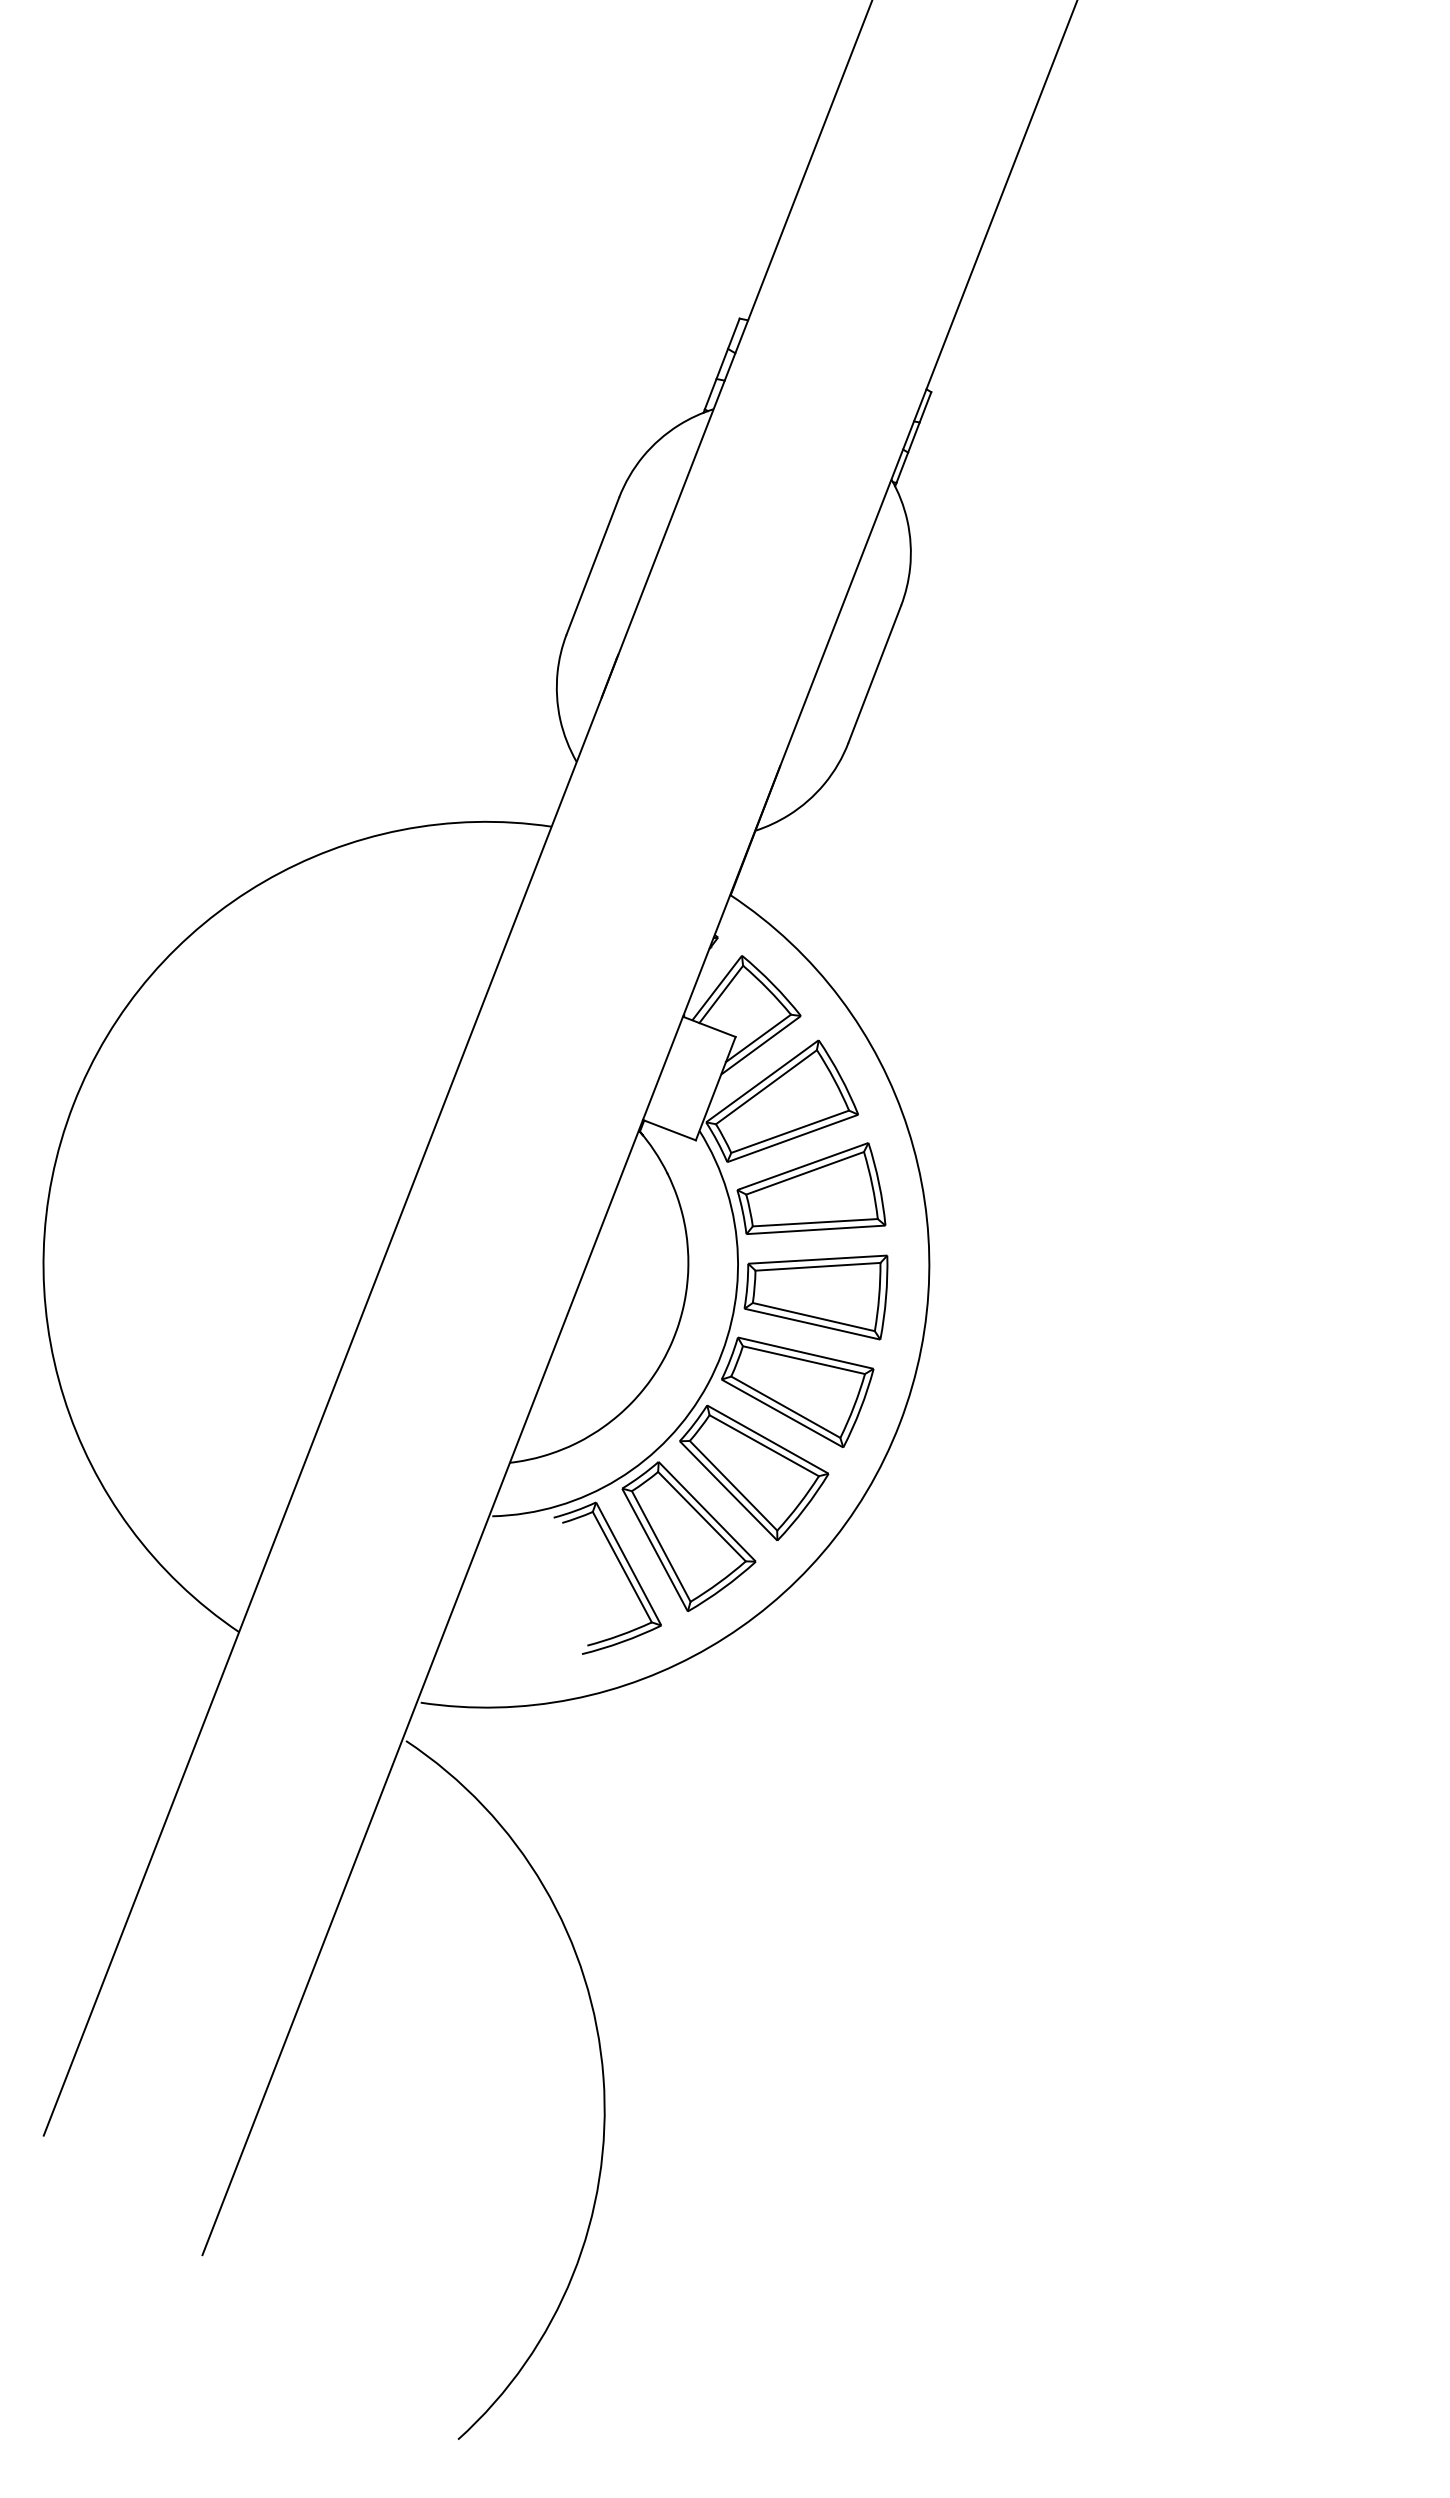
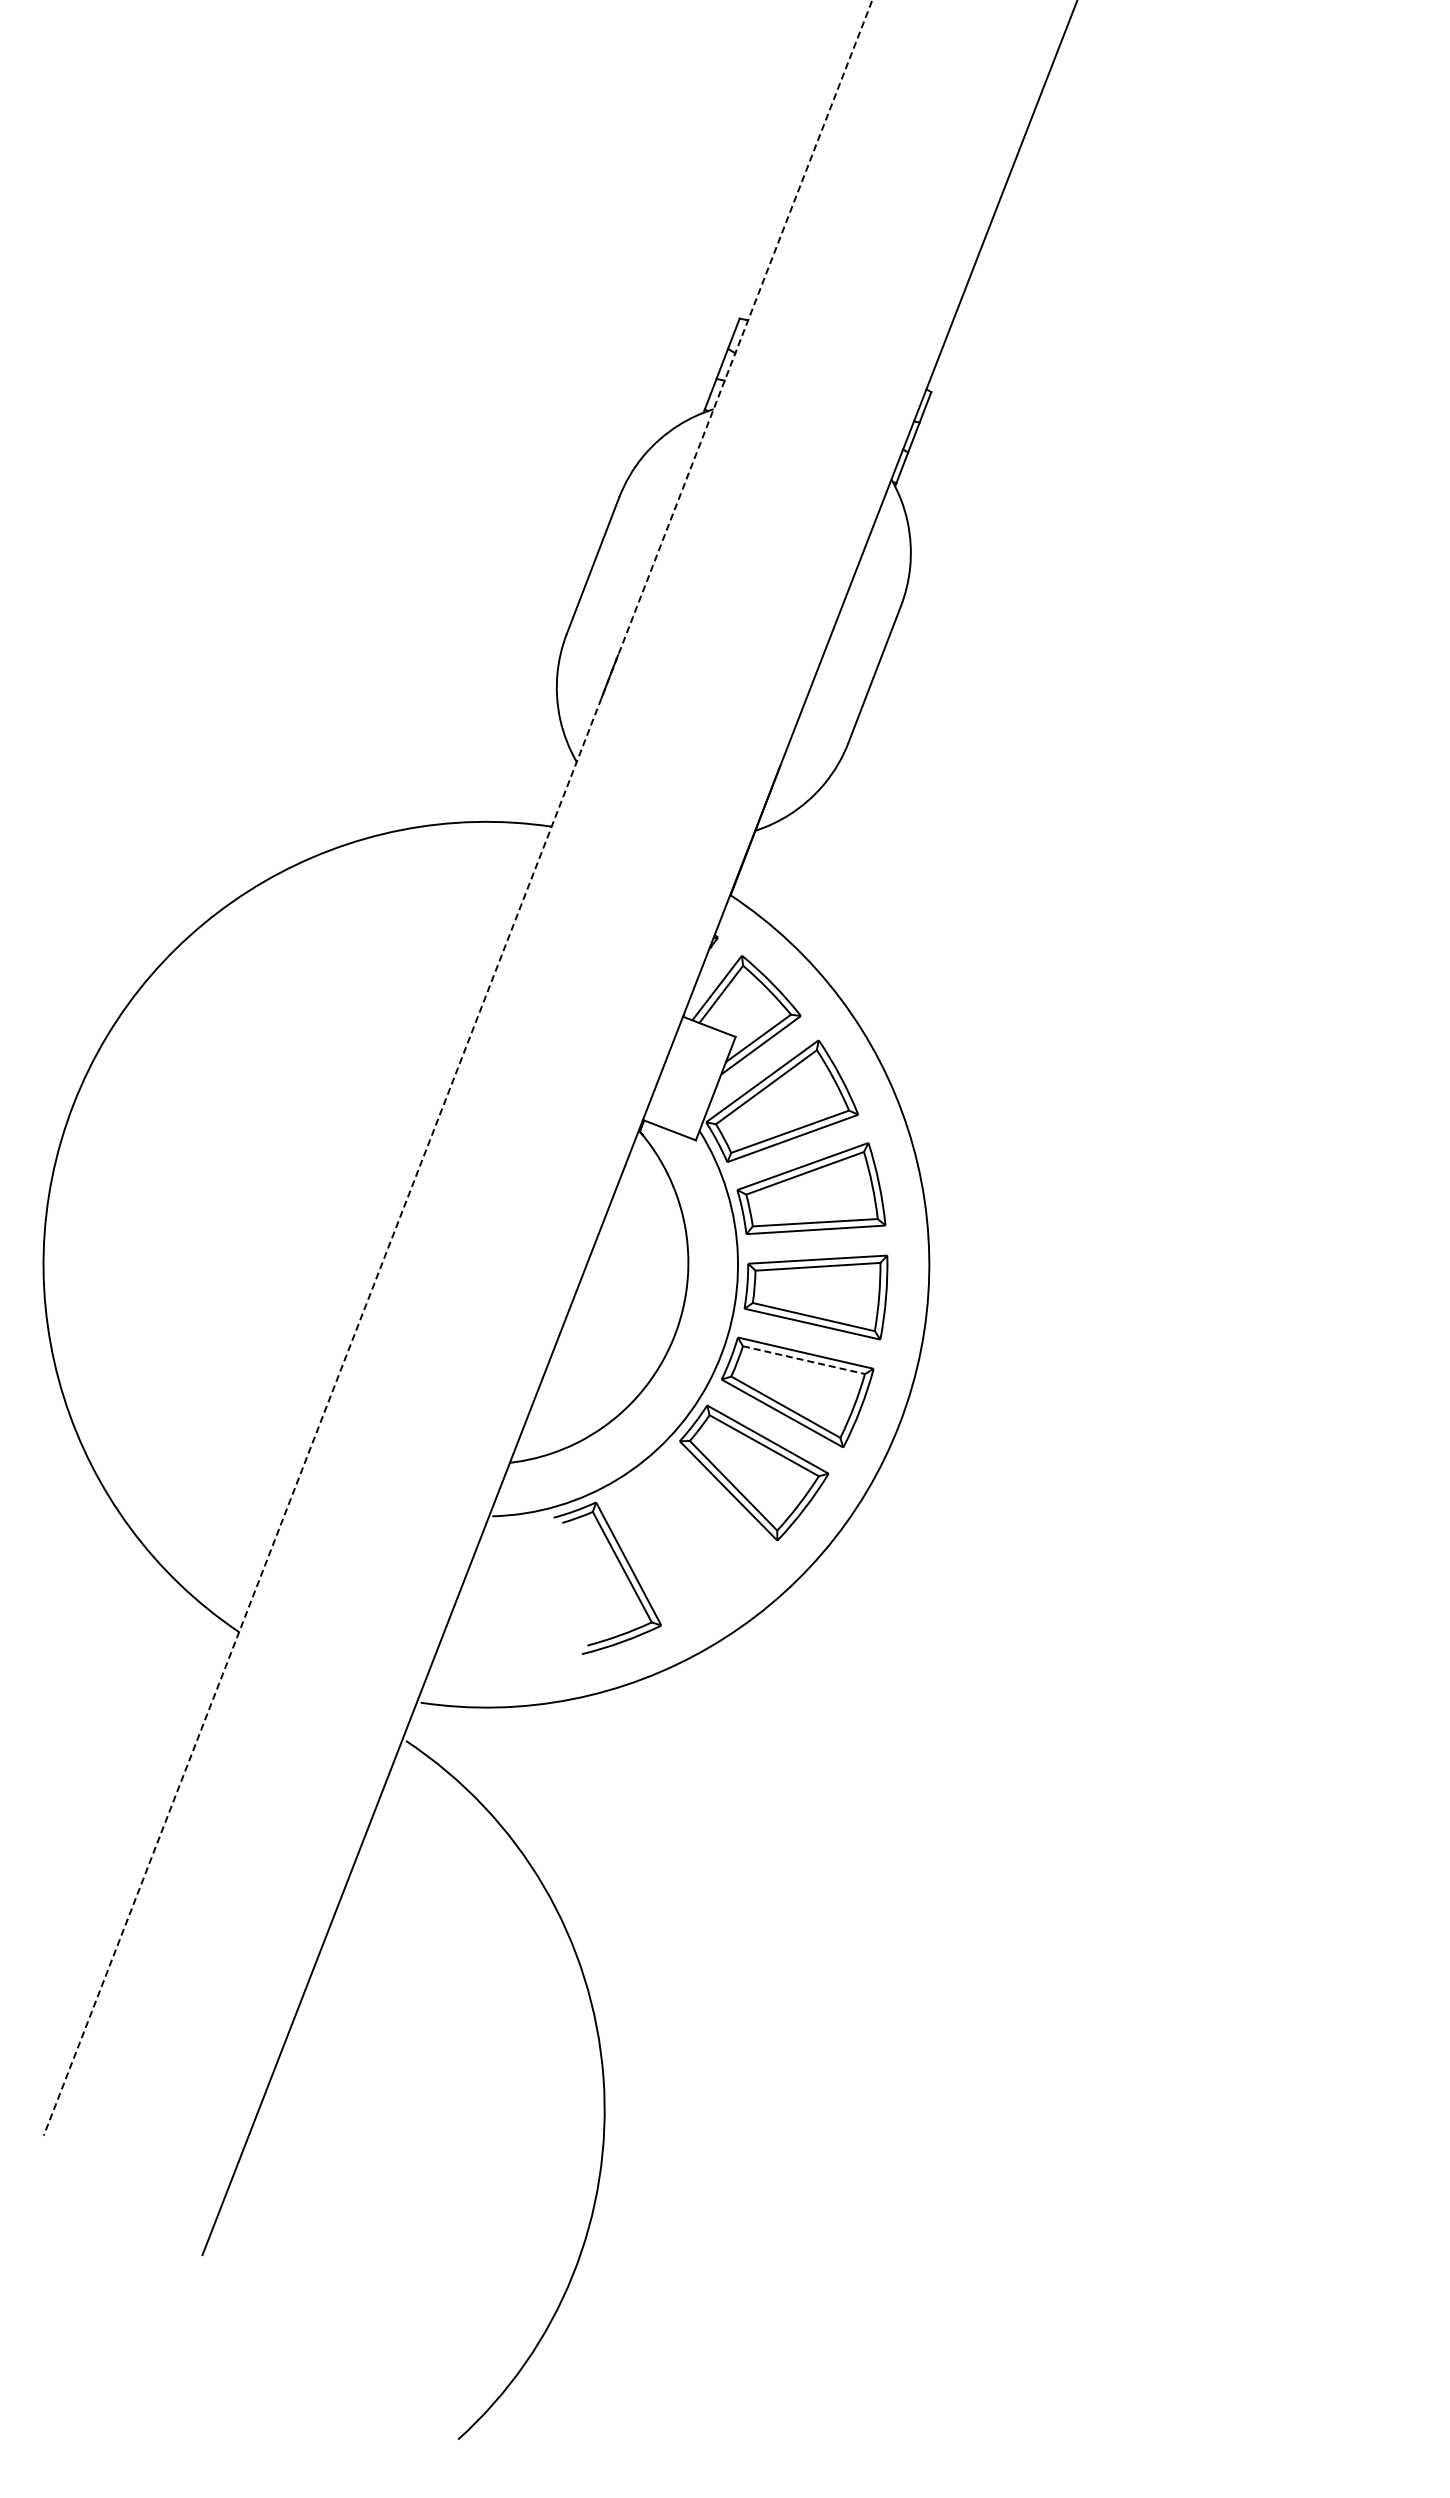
line: solid -> dashed (457, 1068)
line: solid -> dashed (803, 1360)
part: present -> none (688, 1536)
